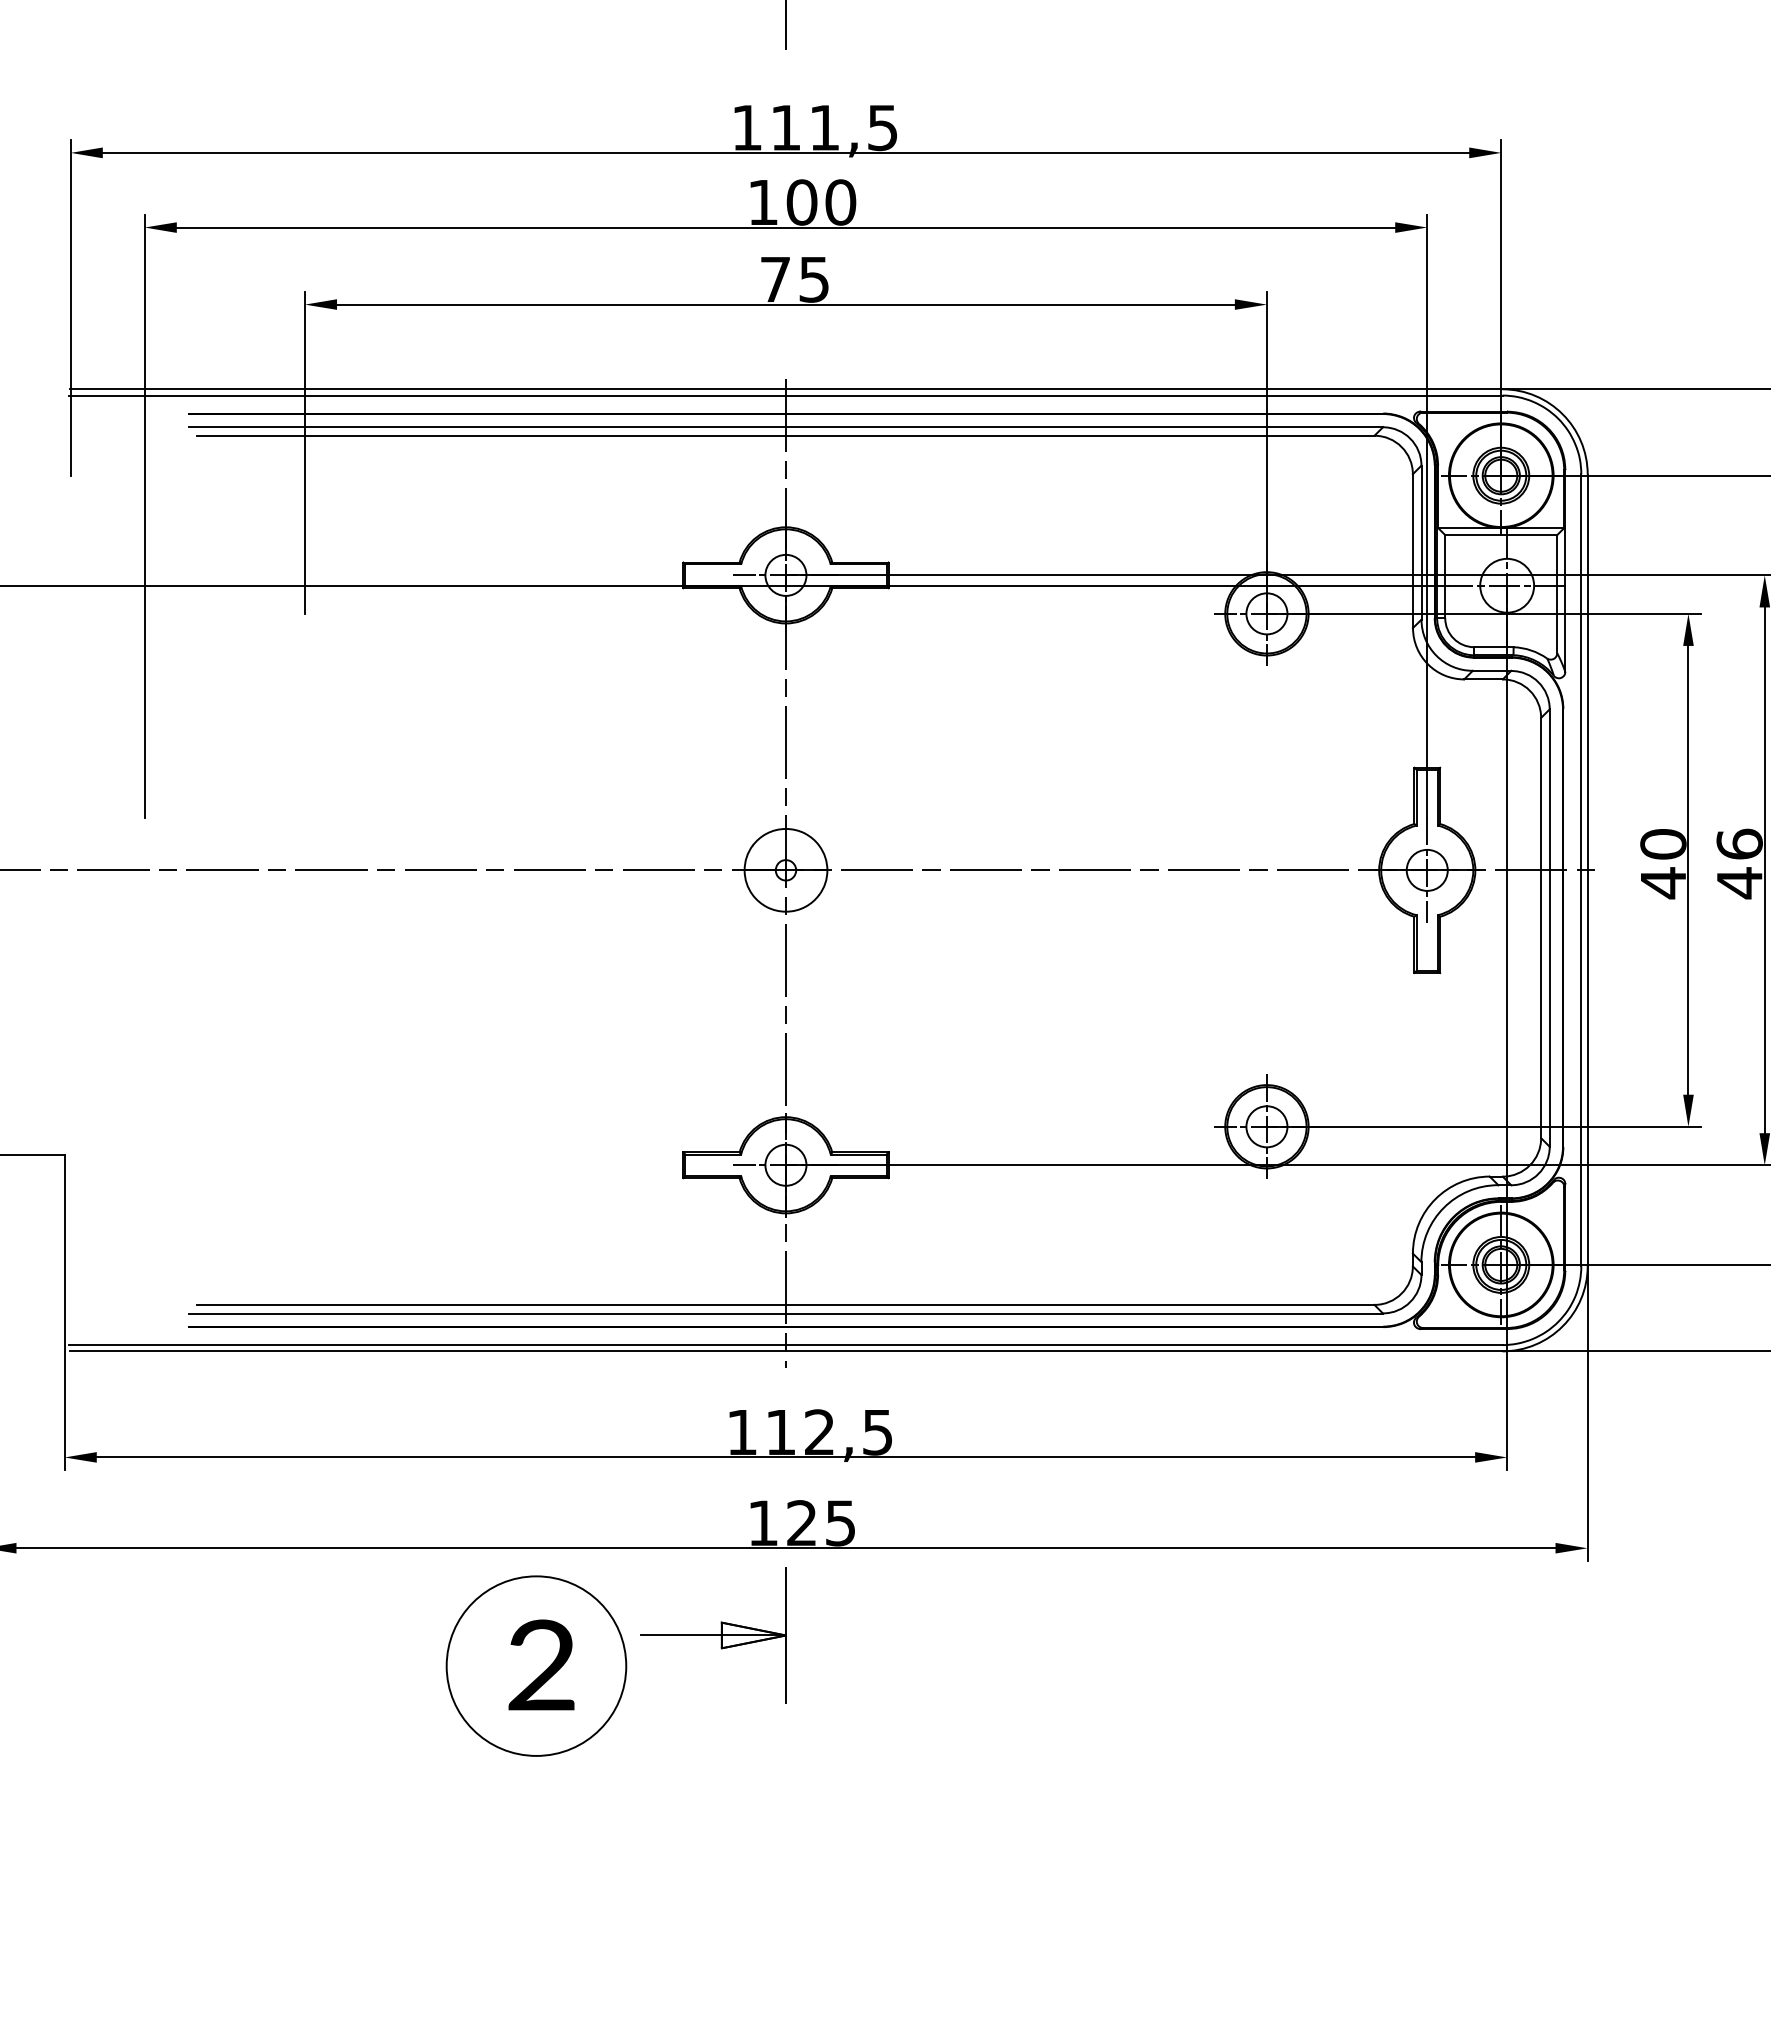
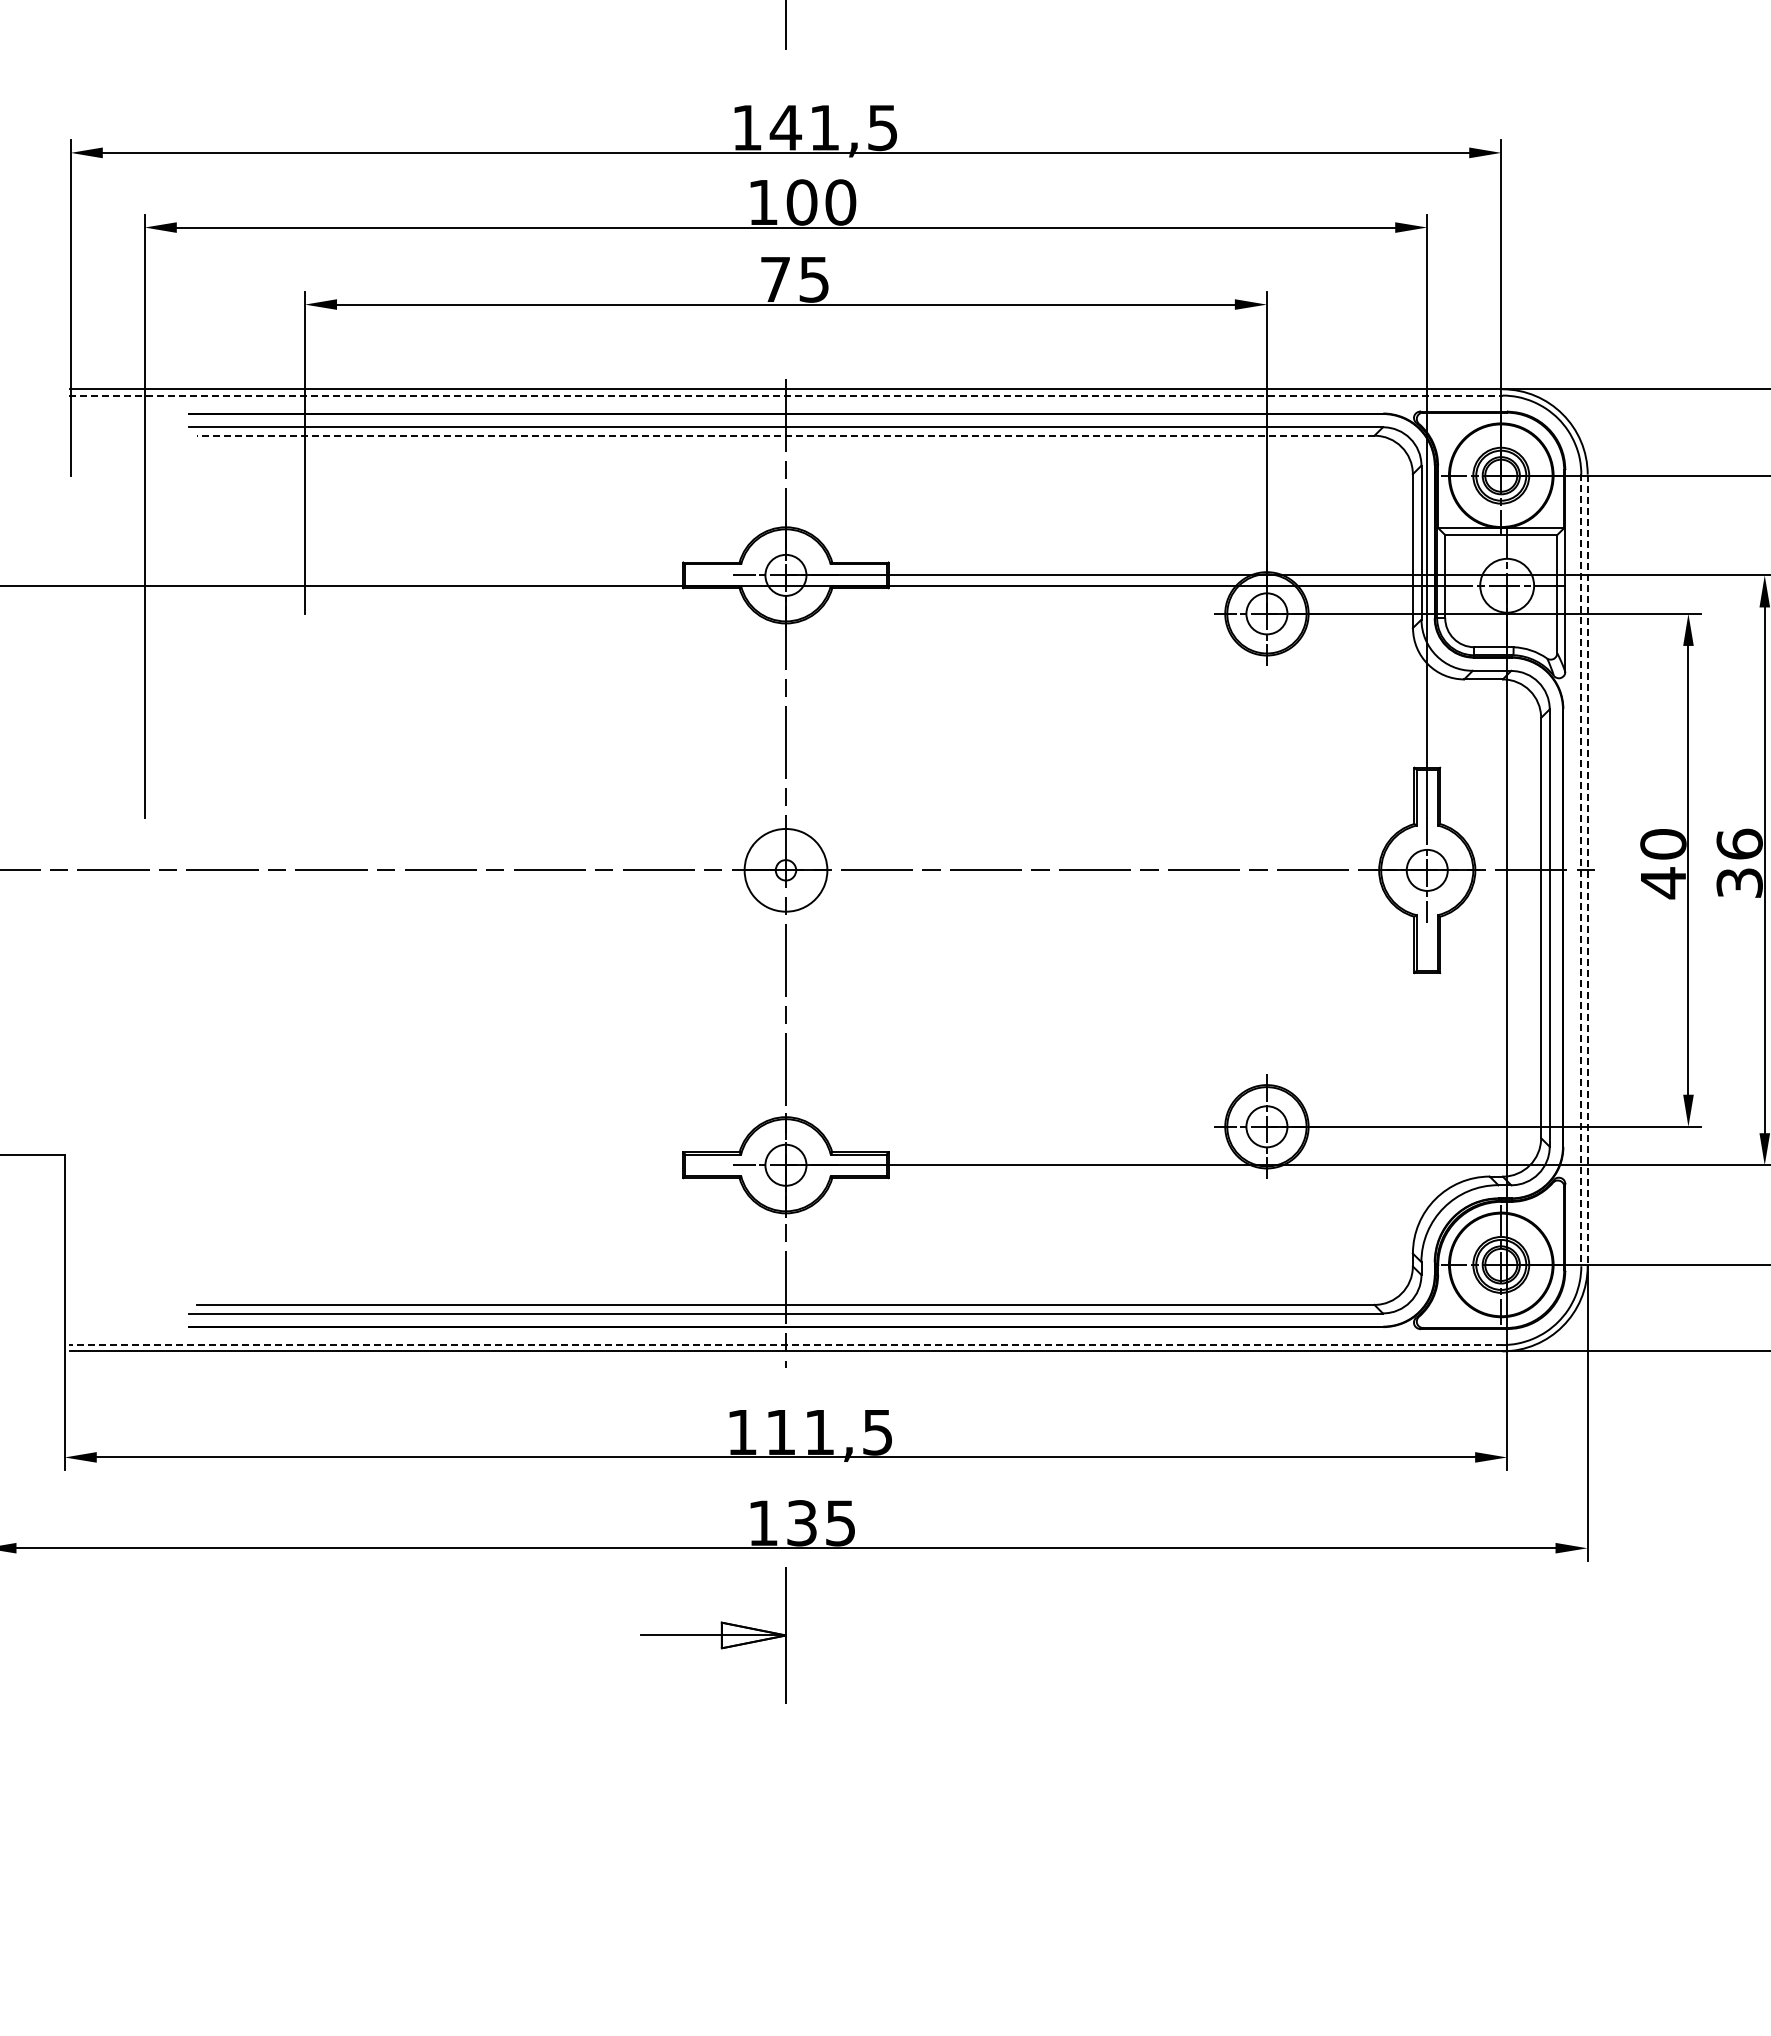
text: 111,5 -> 141,5 (785, 127)
line: solid -> dashed (786, 395)
line: solid -> dashed (786, 435)
line: solid -> dashed (1581, 870)
line: solid -> dashed (1587, 870)
text: 46 -> 36 (1739, 883)
line: solid -> dashed (786, 1345)
text: 112,5 -> 111,5 (819, 1431)
text: 125 -> 135 (801, 1523)
part: present -> none (536, 1665)
